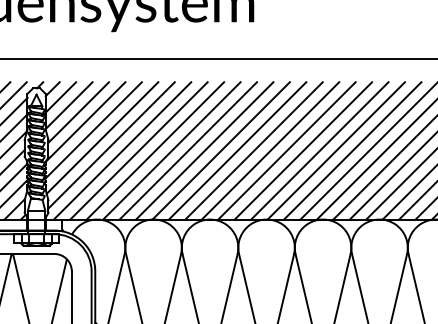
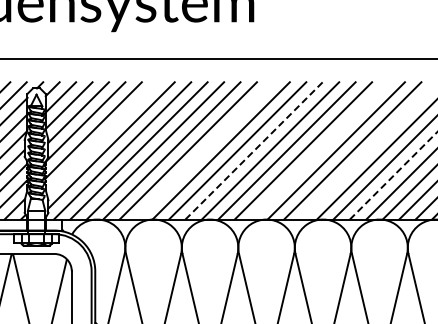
line: present -> none (102, 137)
line: present -> none (204, 150)
line: solid -> dashed (254, 150)
line: present -> none (319, 150)
line: present -> none (367, 152)
line: solid -> dashed (394, 175)
